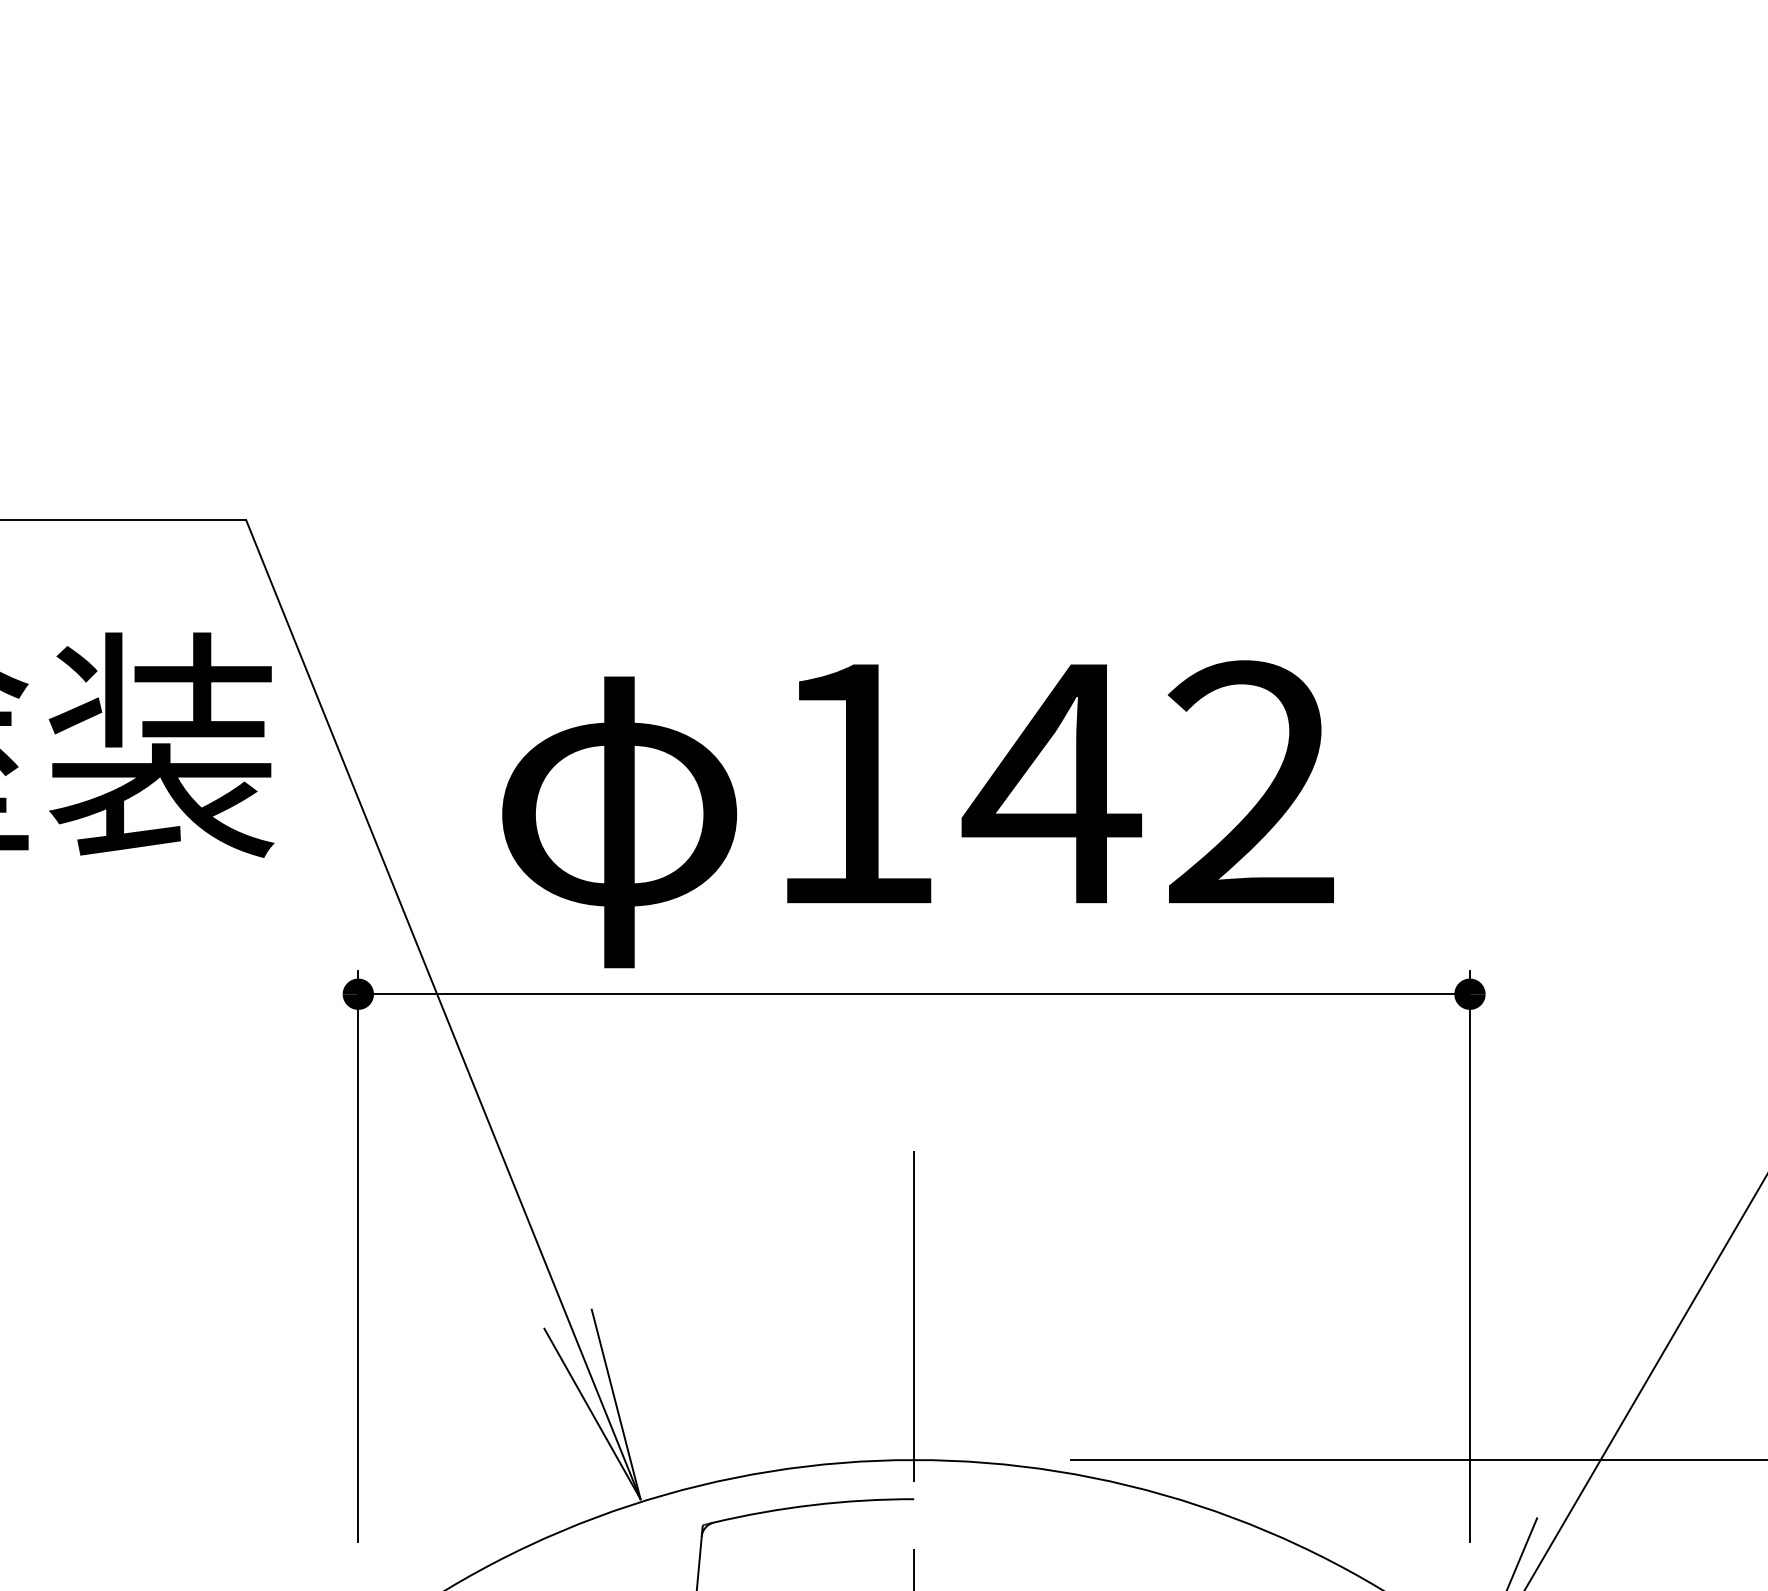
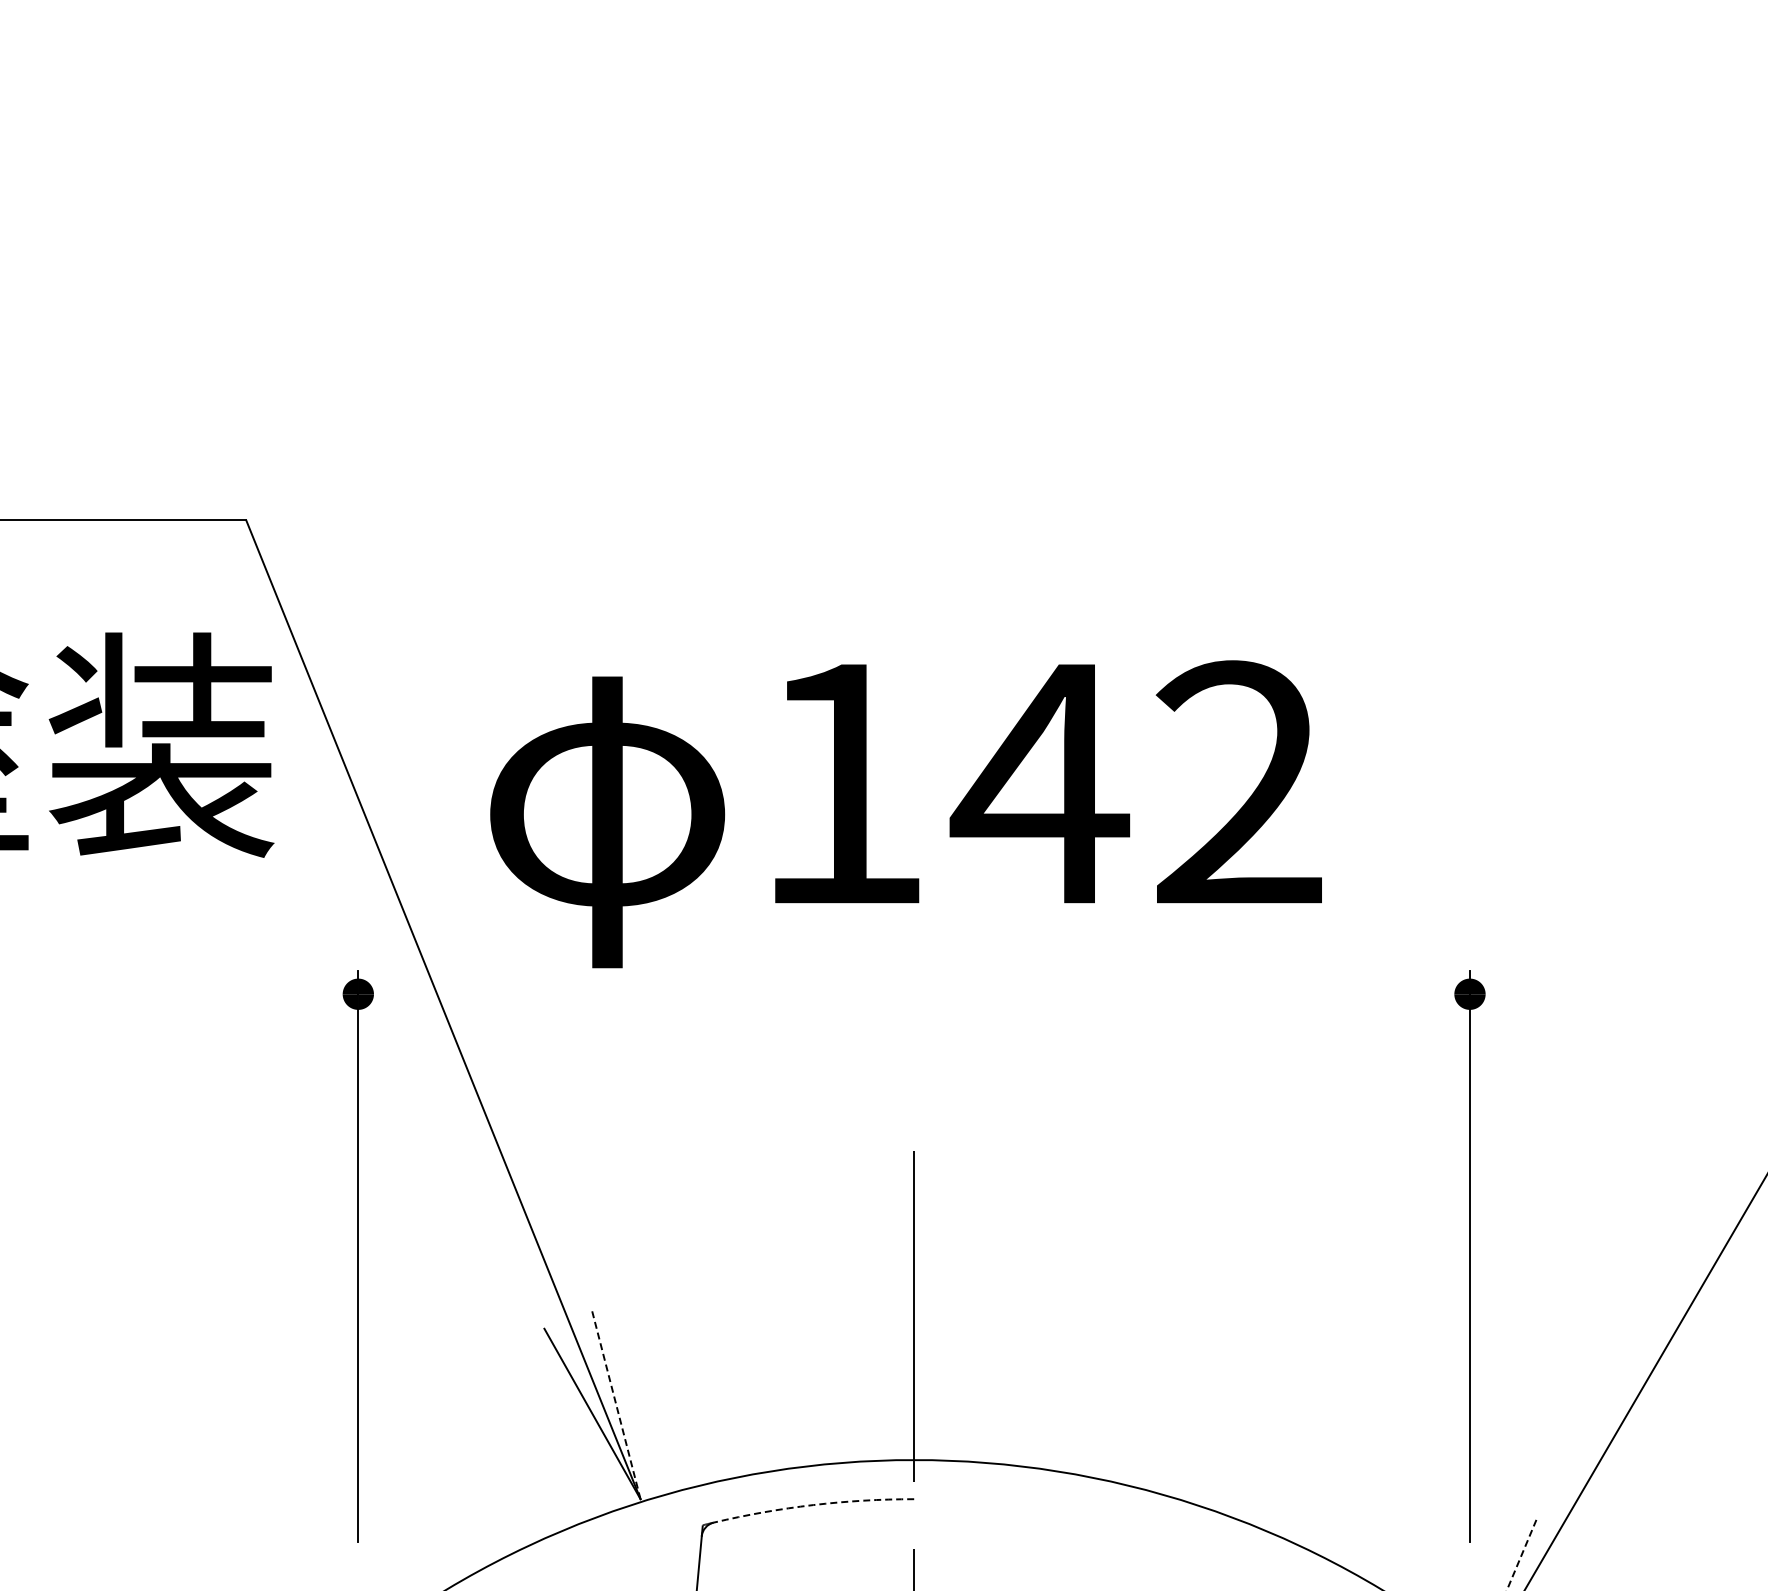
text position: (917, 814) -> (905, 814) (905, 814)
line: present -> none (913, 994)
line: solid -> dashed (616, 1404)
line: present -> none (1417, 1460)
arc: solid -> dashed (813, 1505)
line: solid -> dashed (1522, 1554)
